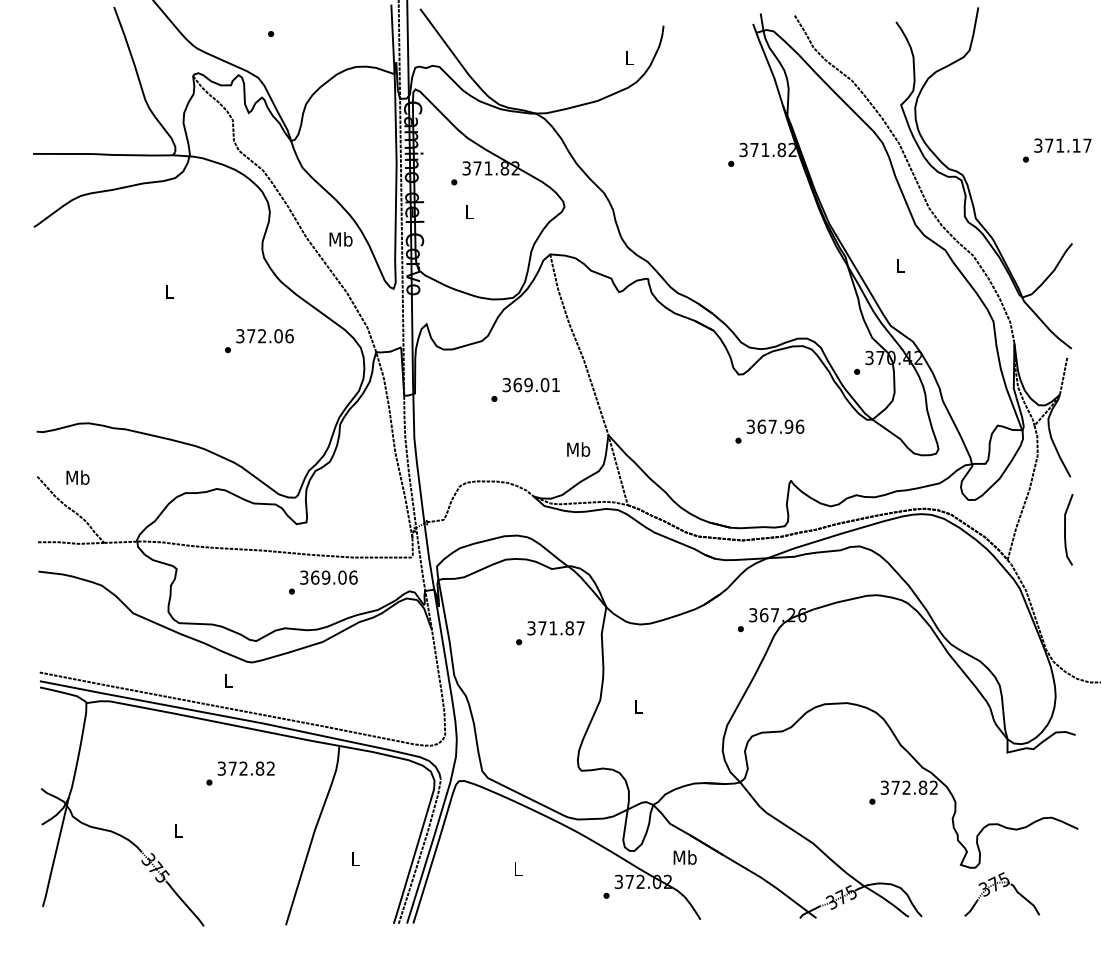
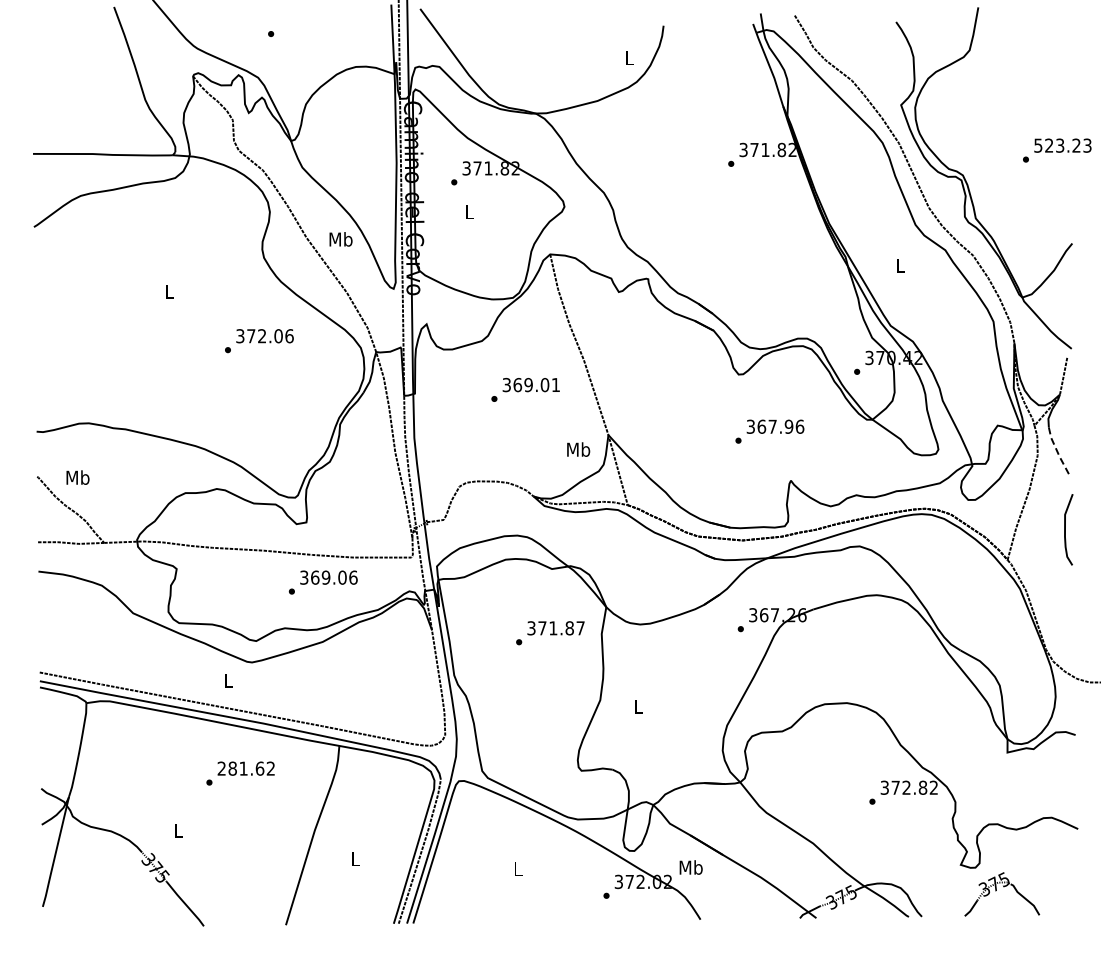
text: 371.17 -> 523.23 (1062, 145)
line: solid -> dashed (1058, 453)
text: 372.82 -> 281.62 (240, 768)
text position: (684, 857) -> (690, 867) (690, 867)
